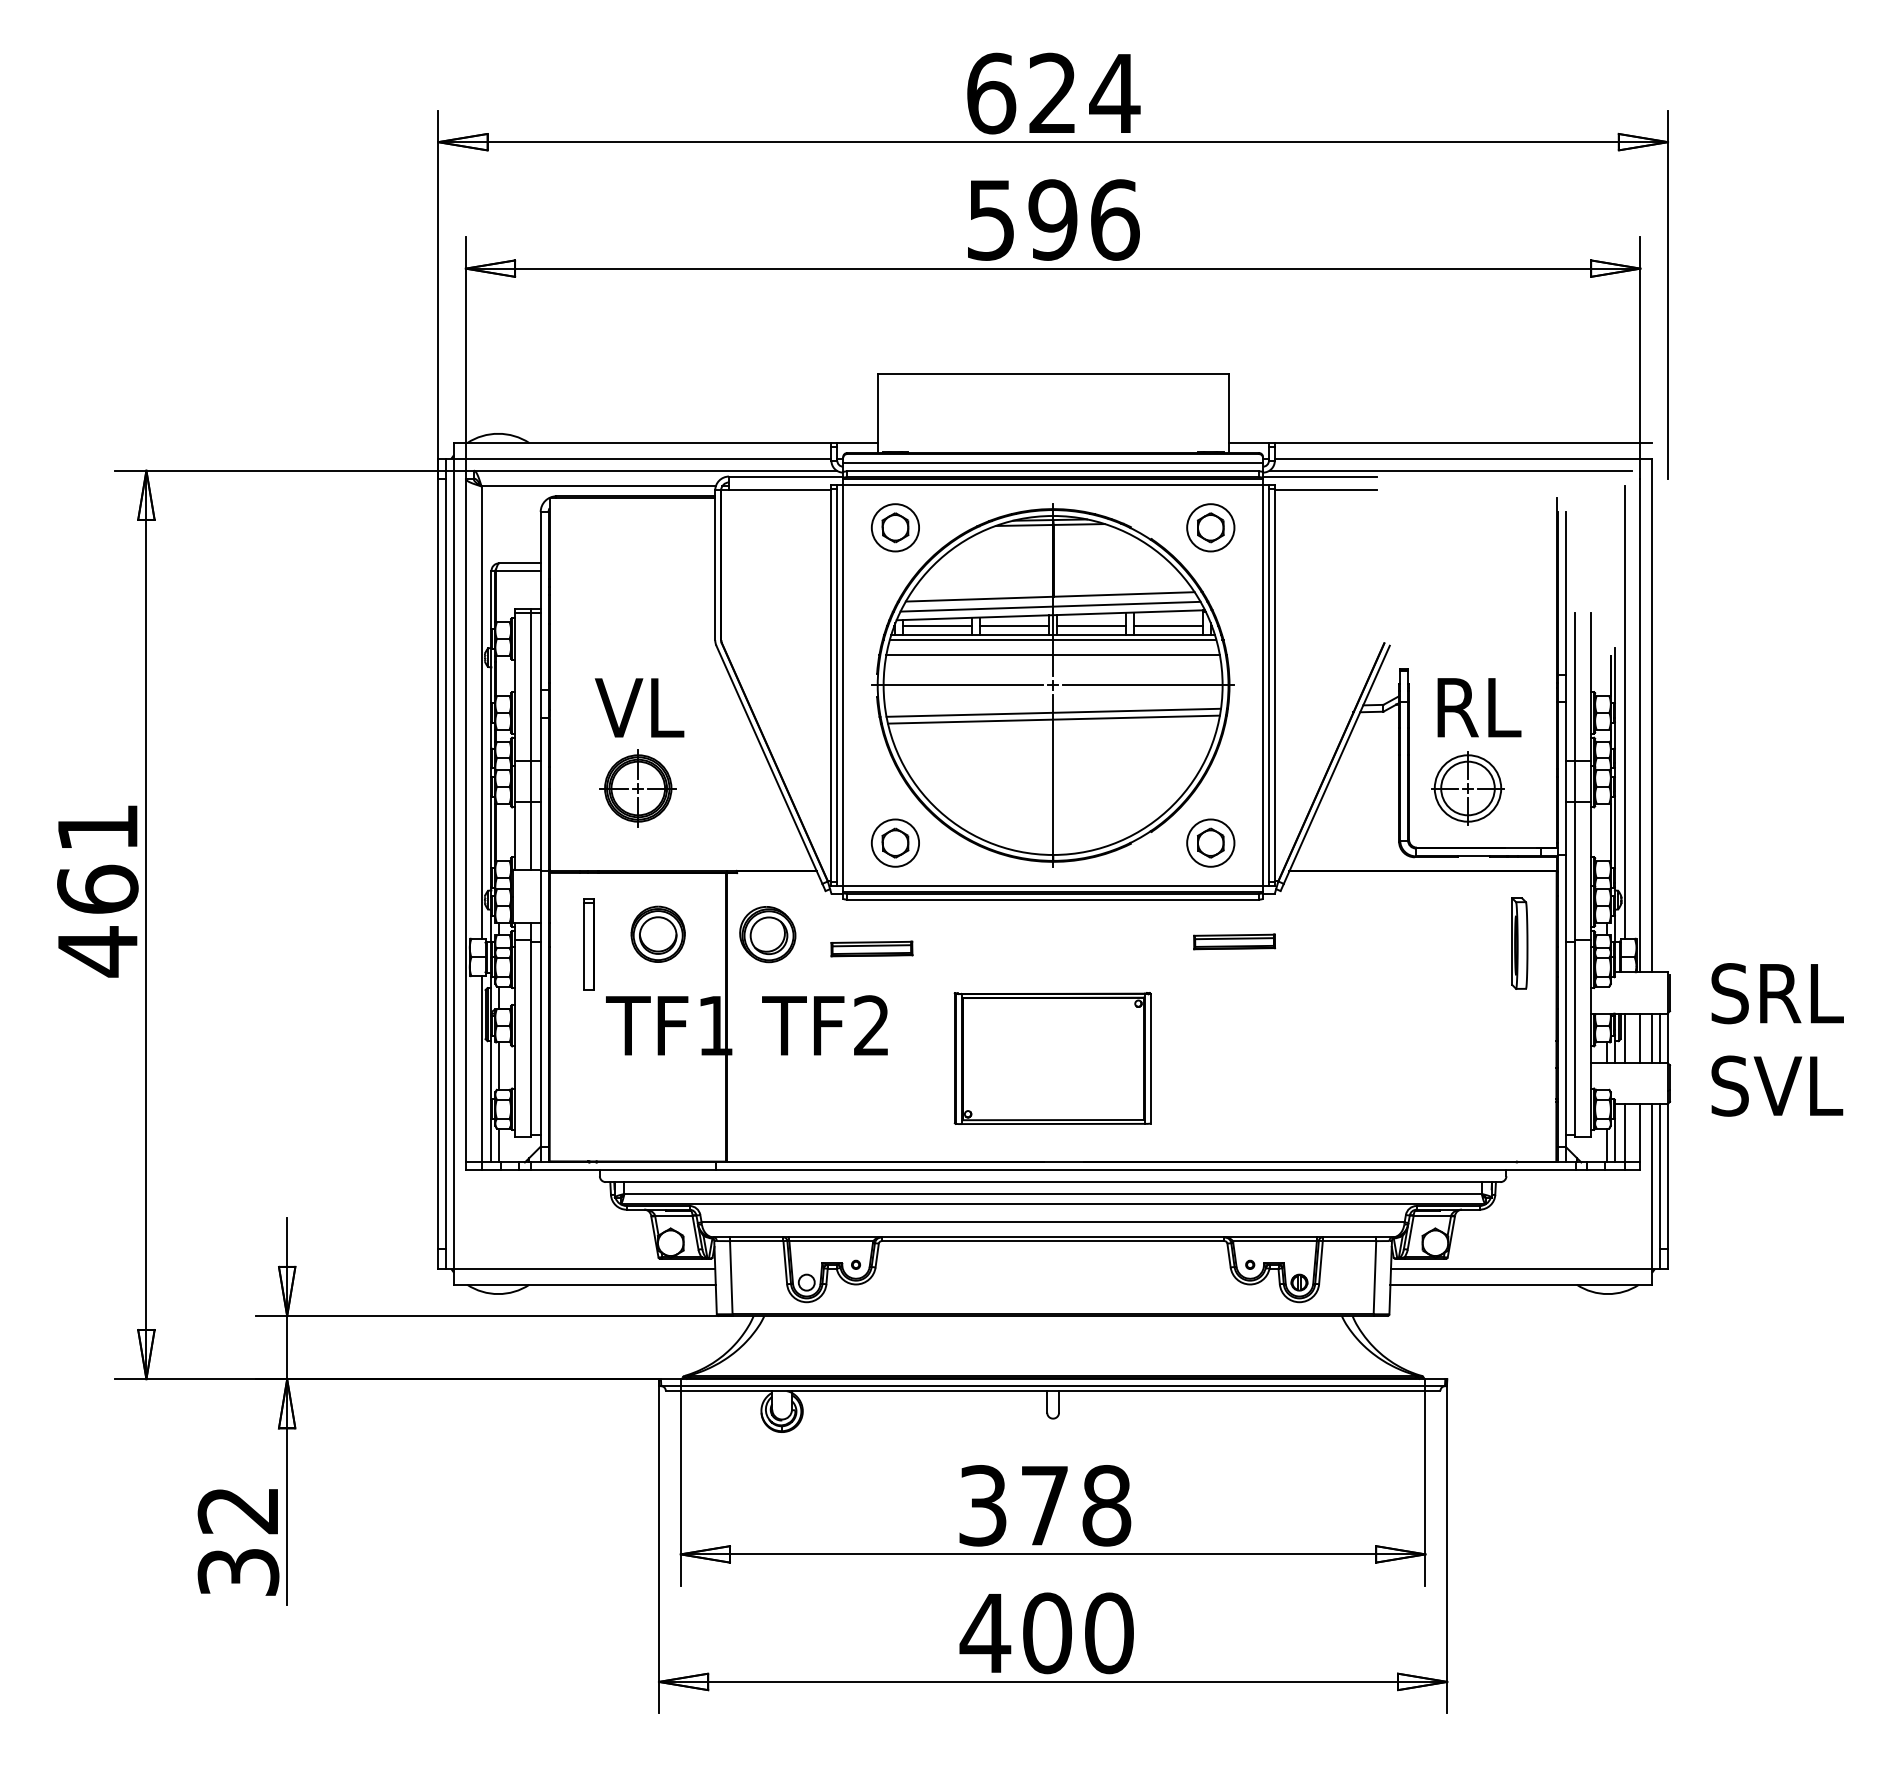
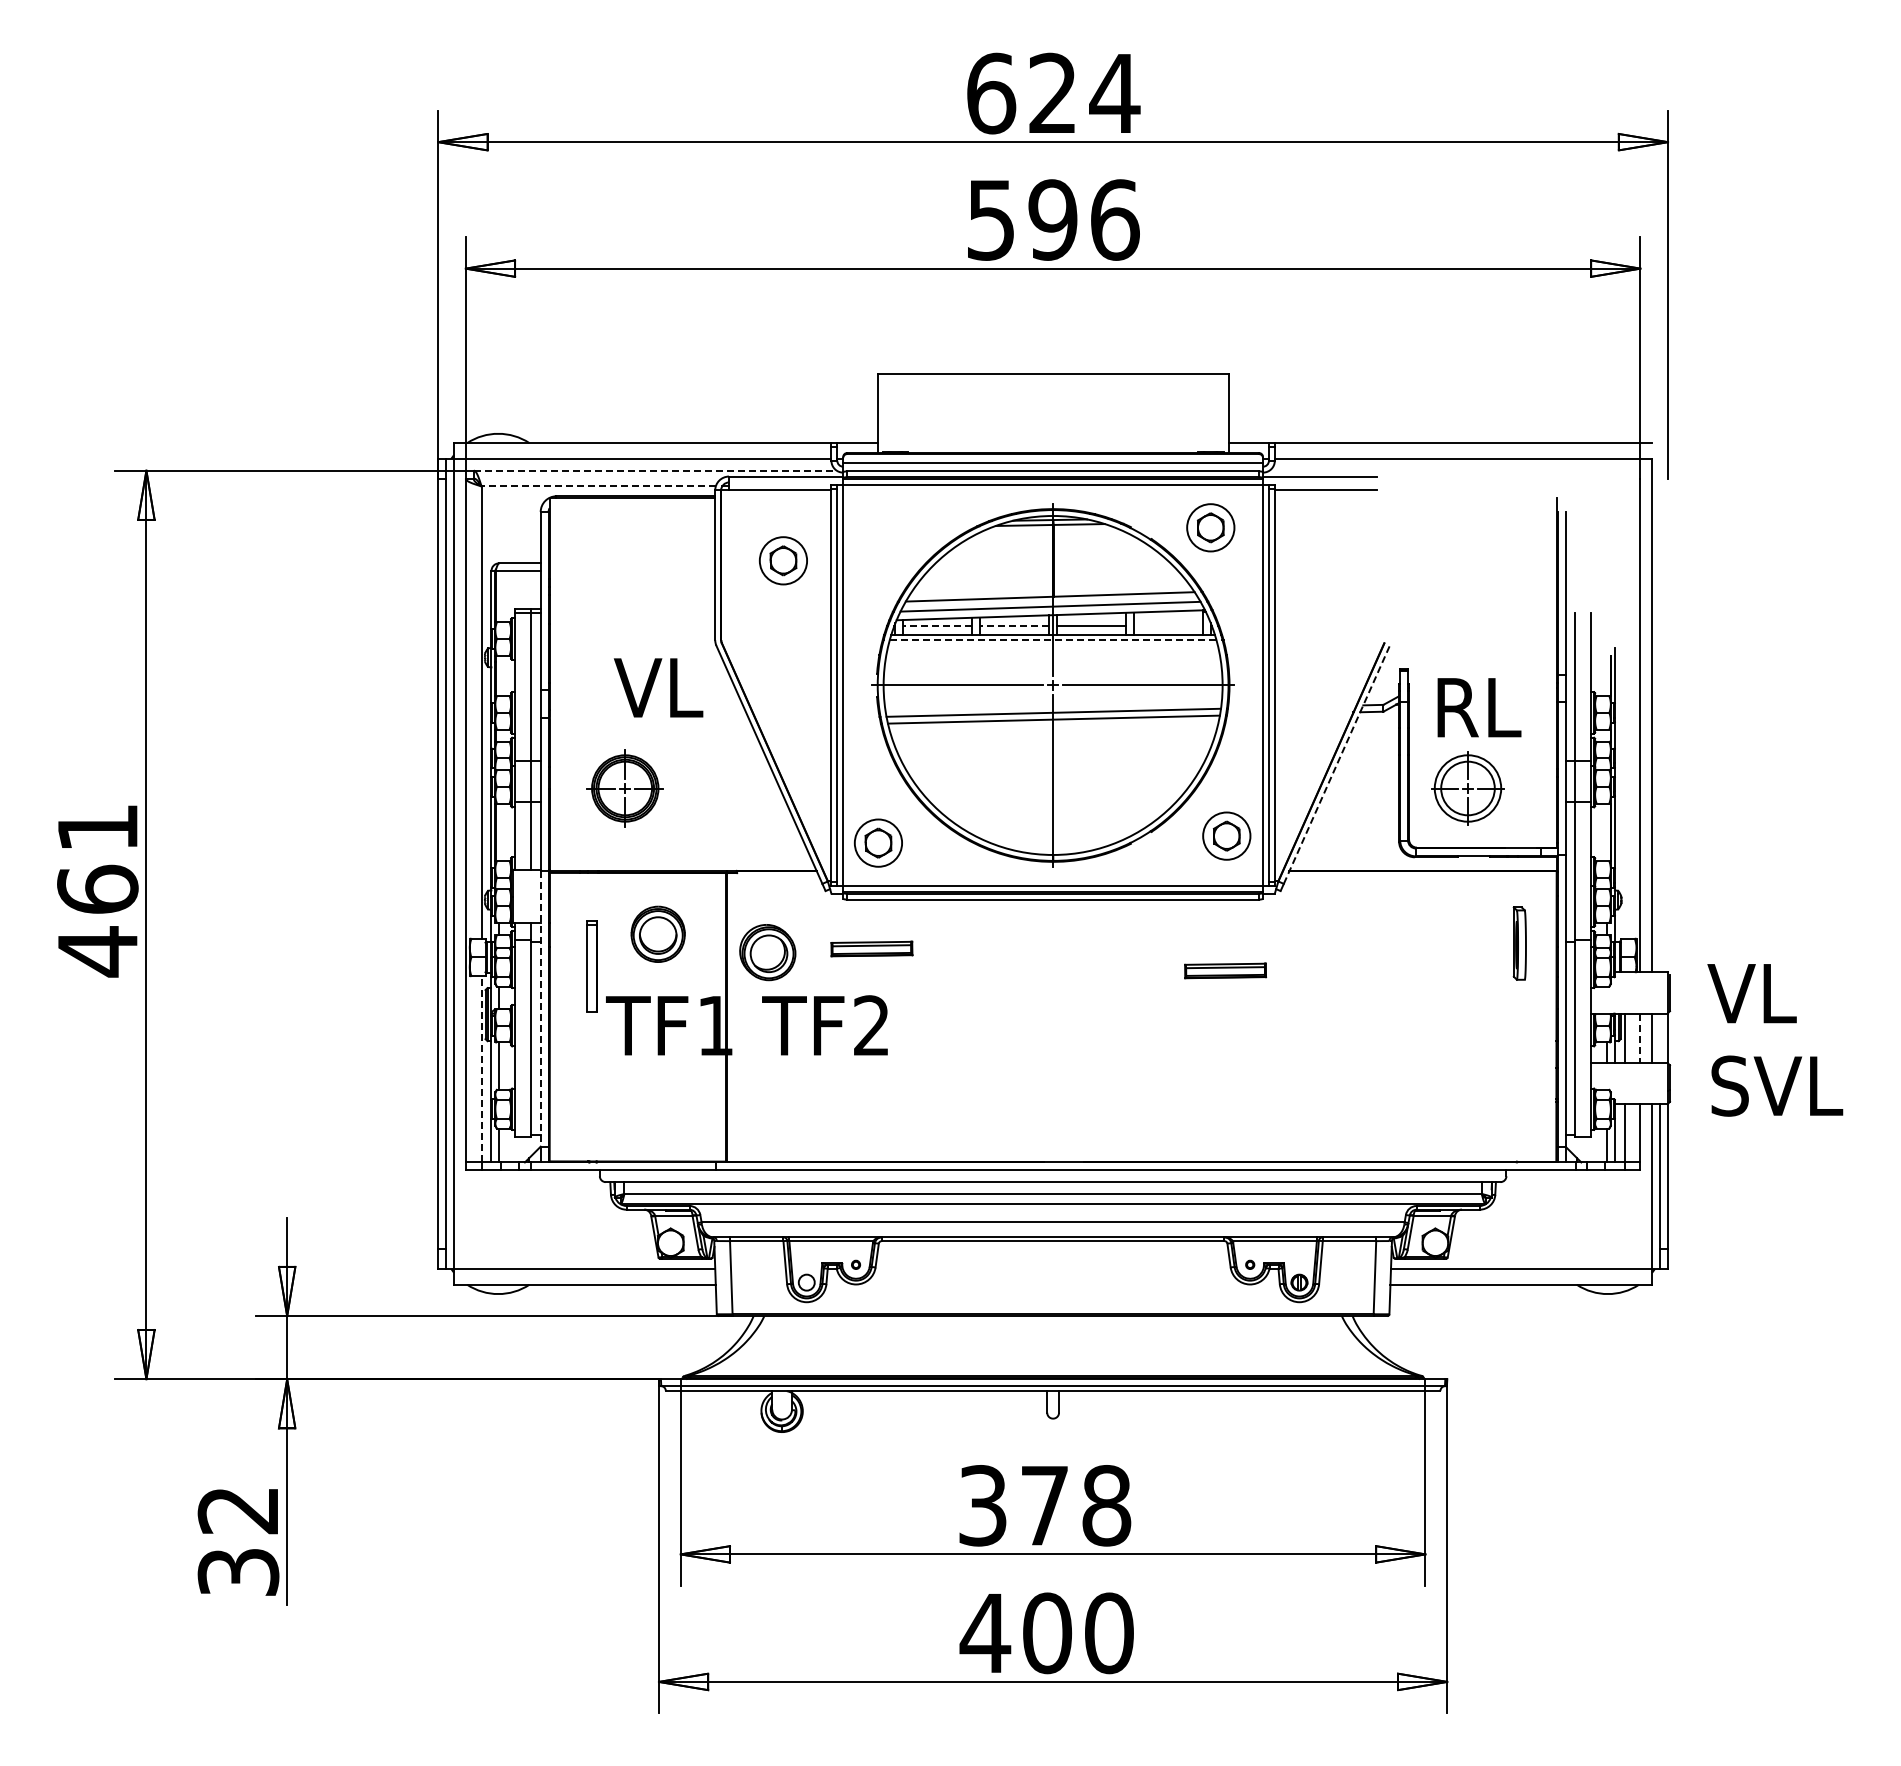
line: solid -> dashed (655, 470)
line: present -> none (1450, 470)
line: solid -> dashed (598, 486)
part position: (894, 527) -> (782, 560) (782, 560)
line: solid -> dashed (937, 626)
line: solid -> dashed (1014, 626)
line: present -> none (1167, 626)
line: solid -> dashed (1053, 639)
line: present -> none (1052, 654)
text position: (639, 707) -> (658, 687) (658, 687)
line: present -> none (1624, 712)
line: solid -> dashed (1337, 764)
part position: (637, 788) -> (624, 788) (624, 788)
part position: (894, 842) -> (877, 842) (877, 842)
part position: (1210, 842) -> (1226, 835) (1226, 835)
part position: (767, 934) -> (767, 952) (767, 952)
part position: (1234, 941) -> (1225, 970) (1225, 970)
part size: 18x93 px -> 15x75 px (1519, 943)
part position: (588, 944) -> (591, 966) (591, 966)
text: SRL -> VL (1775, 993)
line: solid -> dashed (540, 1008)
line: present -> none (1660, 1037)
line: solid -> dashed (1640, 1038)
part: present -> none (1052, 1058)
line: solid -> dashed (481, 1068)
